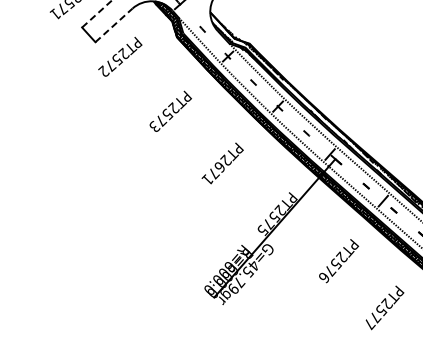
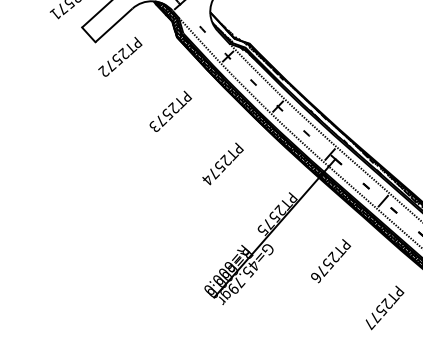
line: dashed -> solid (97, 13)
line: dashed -> solid (114, 25)
text: PT2671 -> PT2574 (213, 173)
text position: (339, 261) -> (331, 261) (331, 261)
